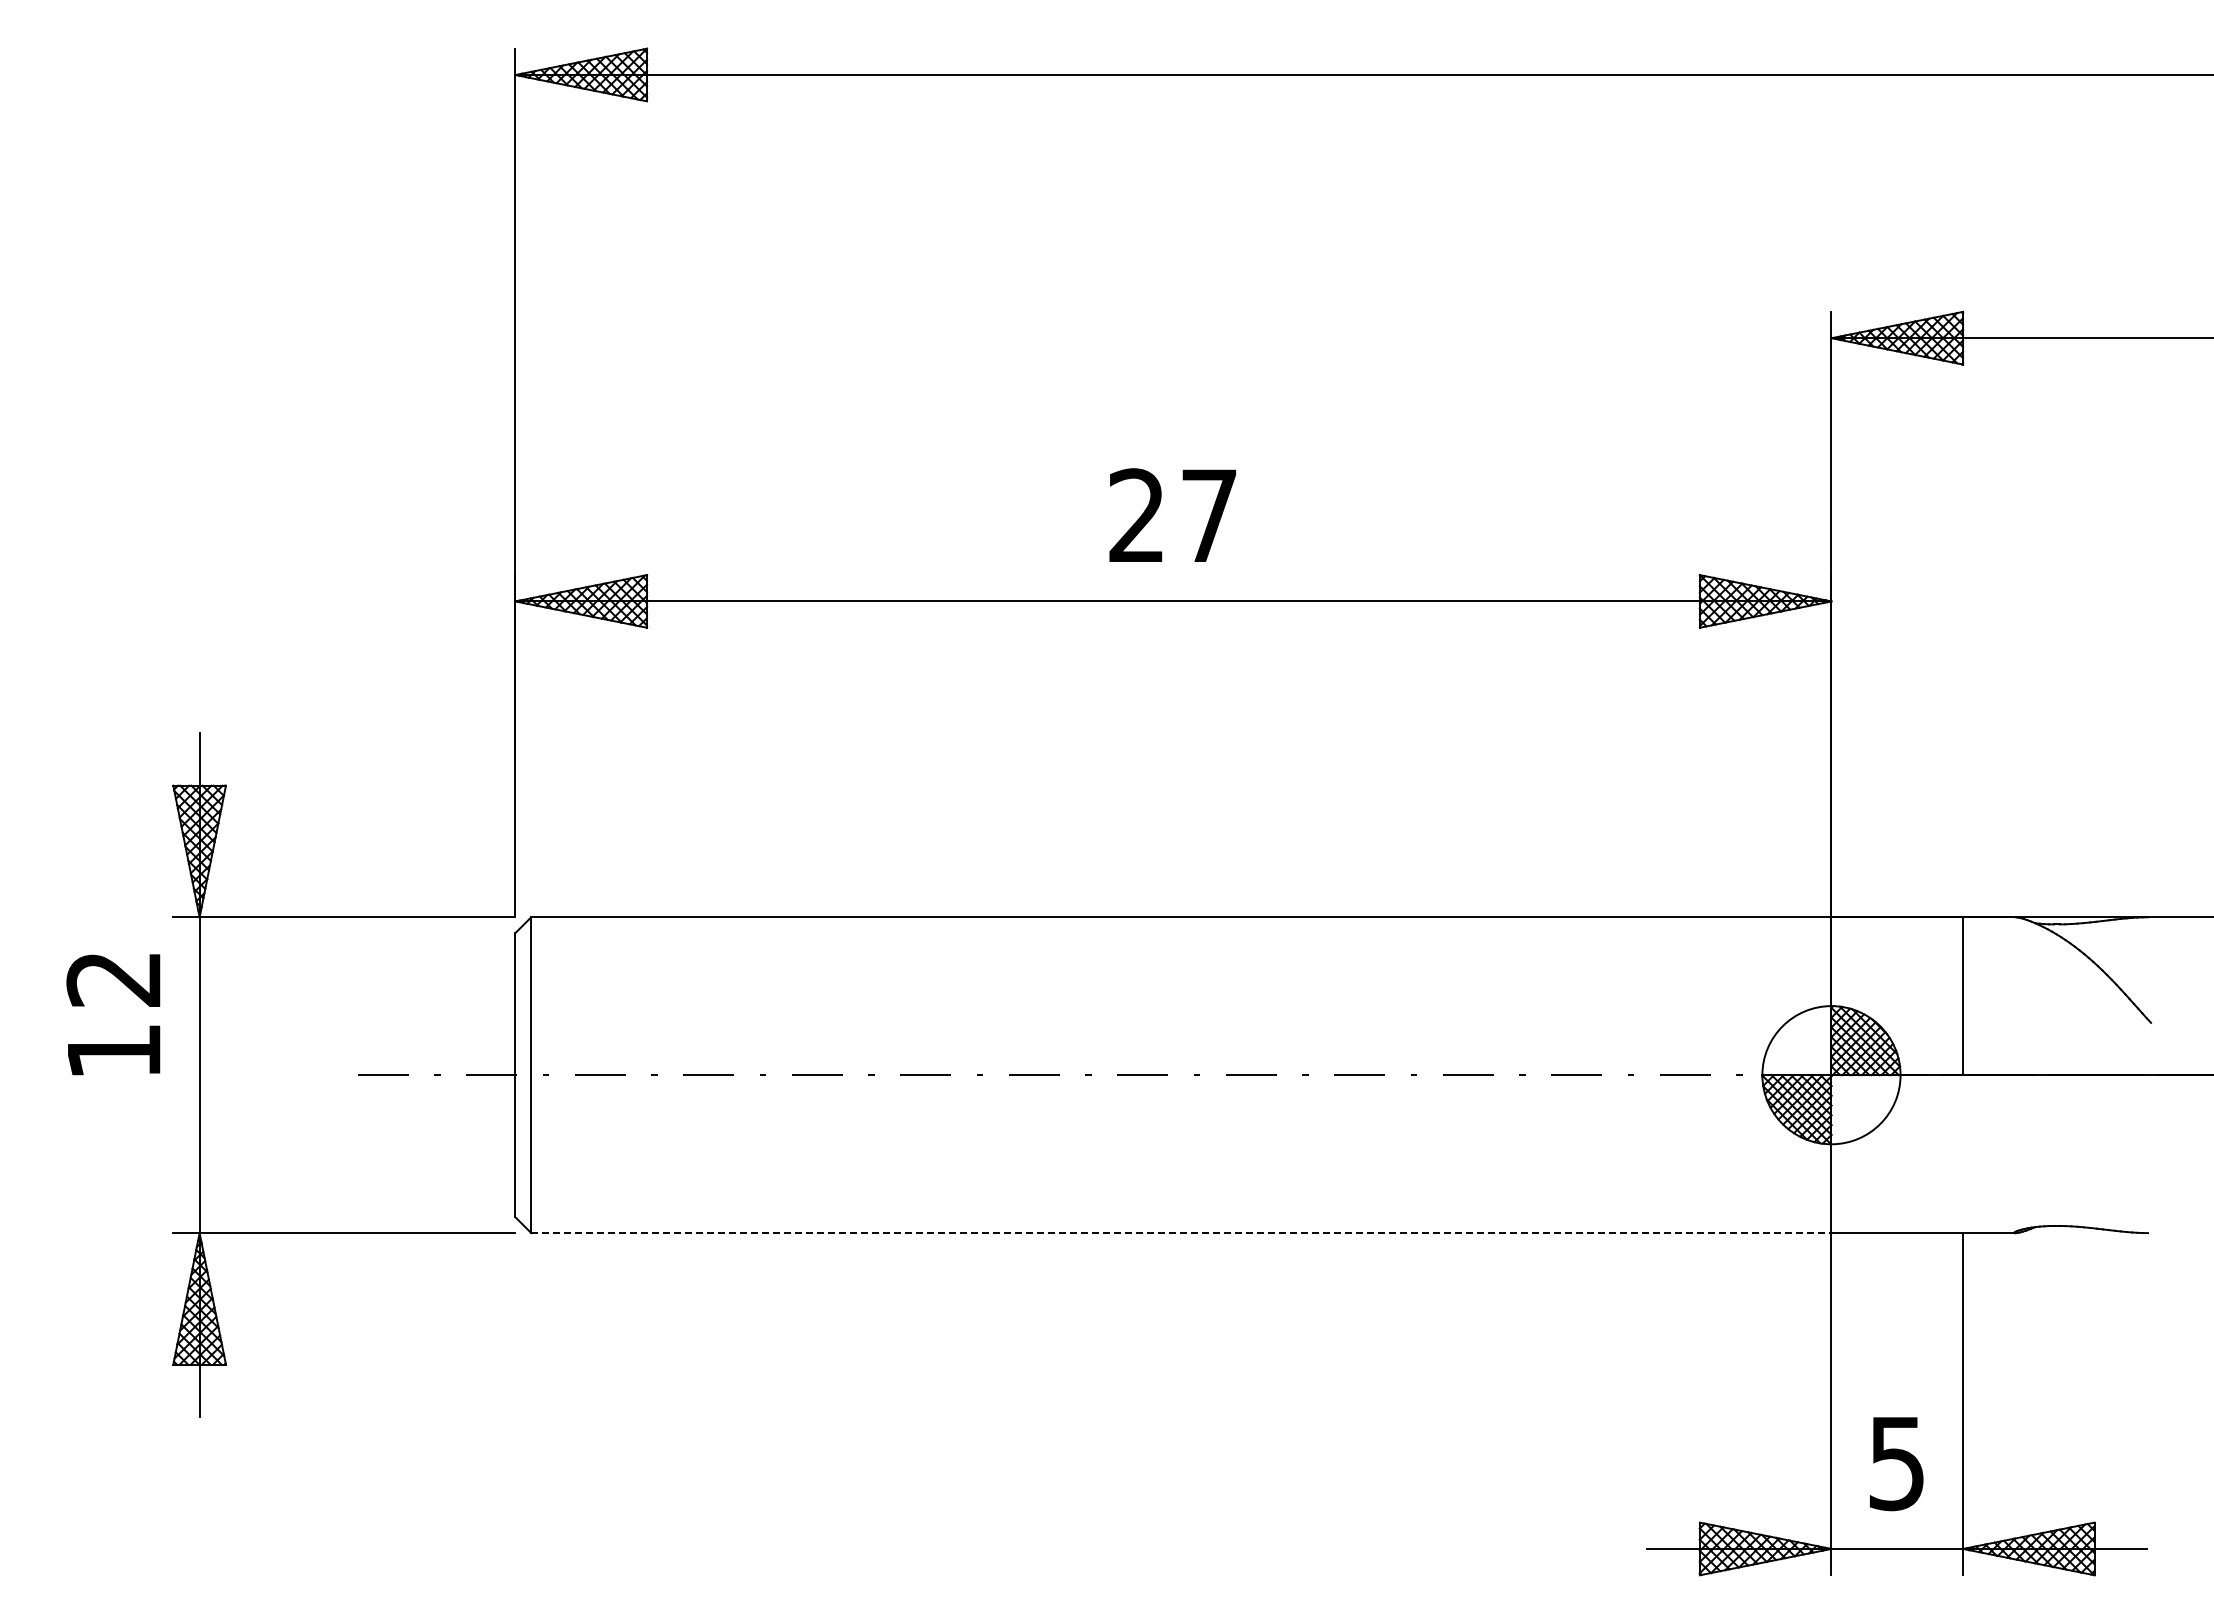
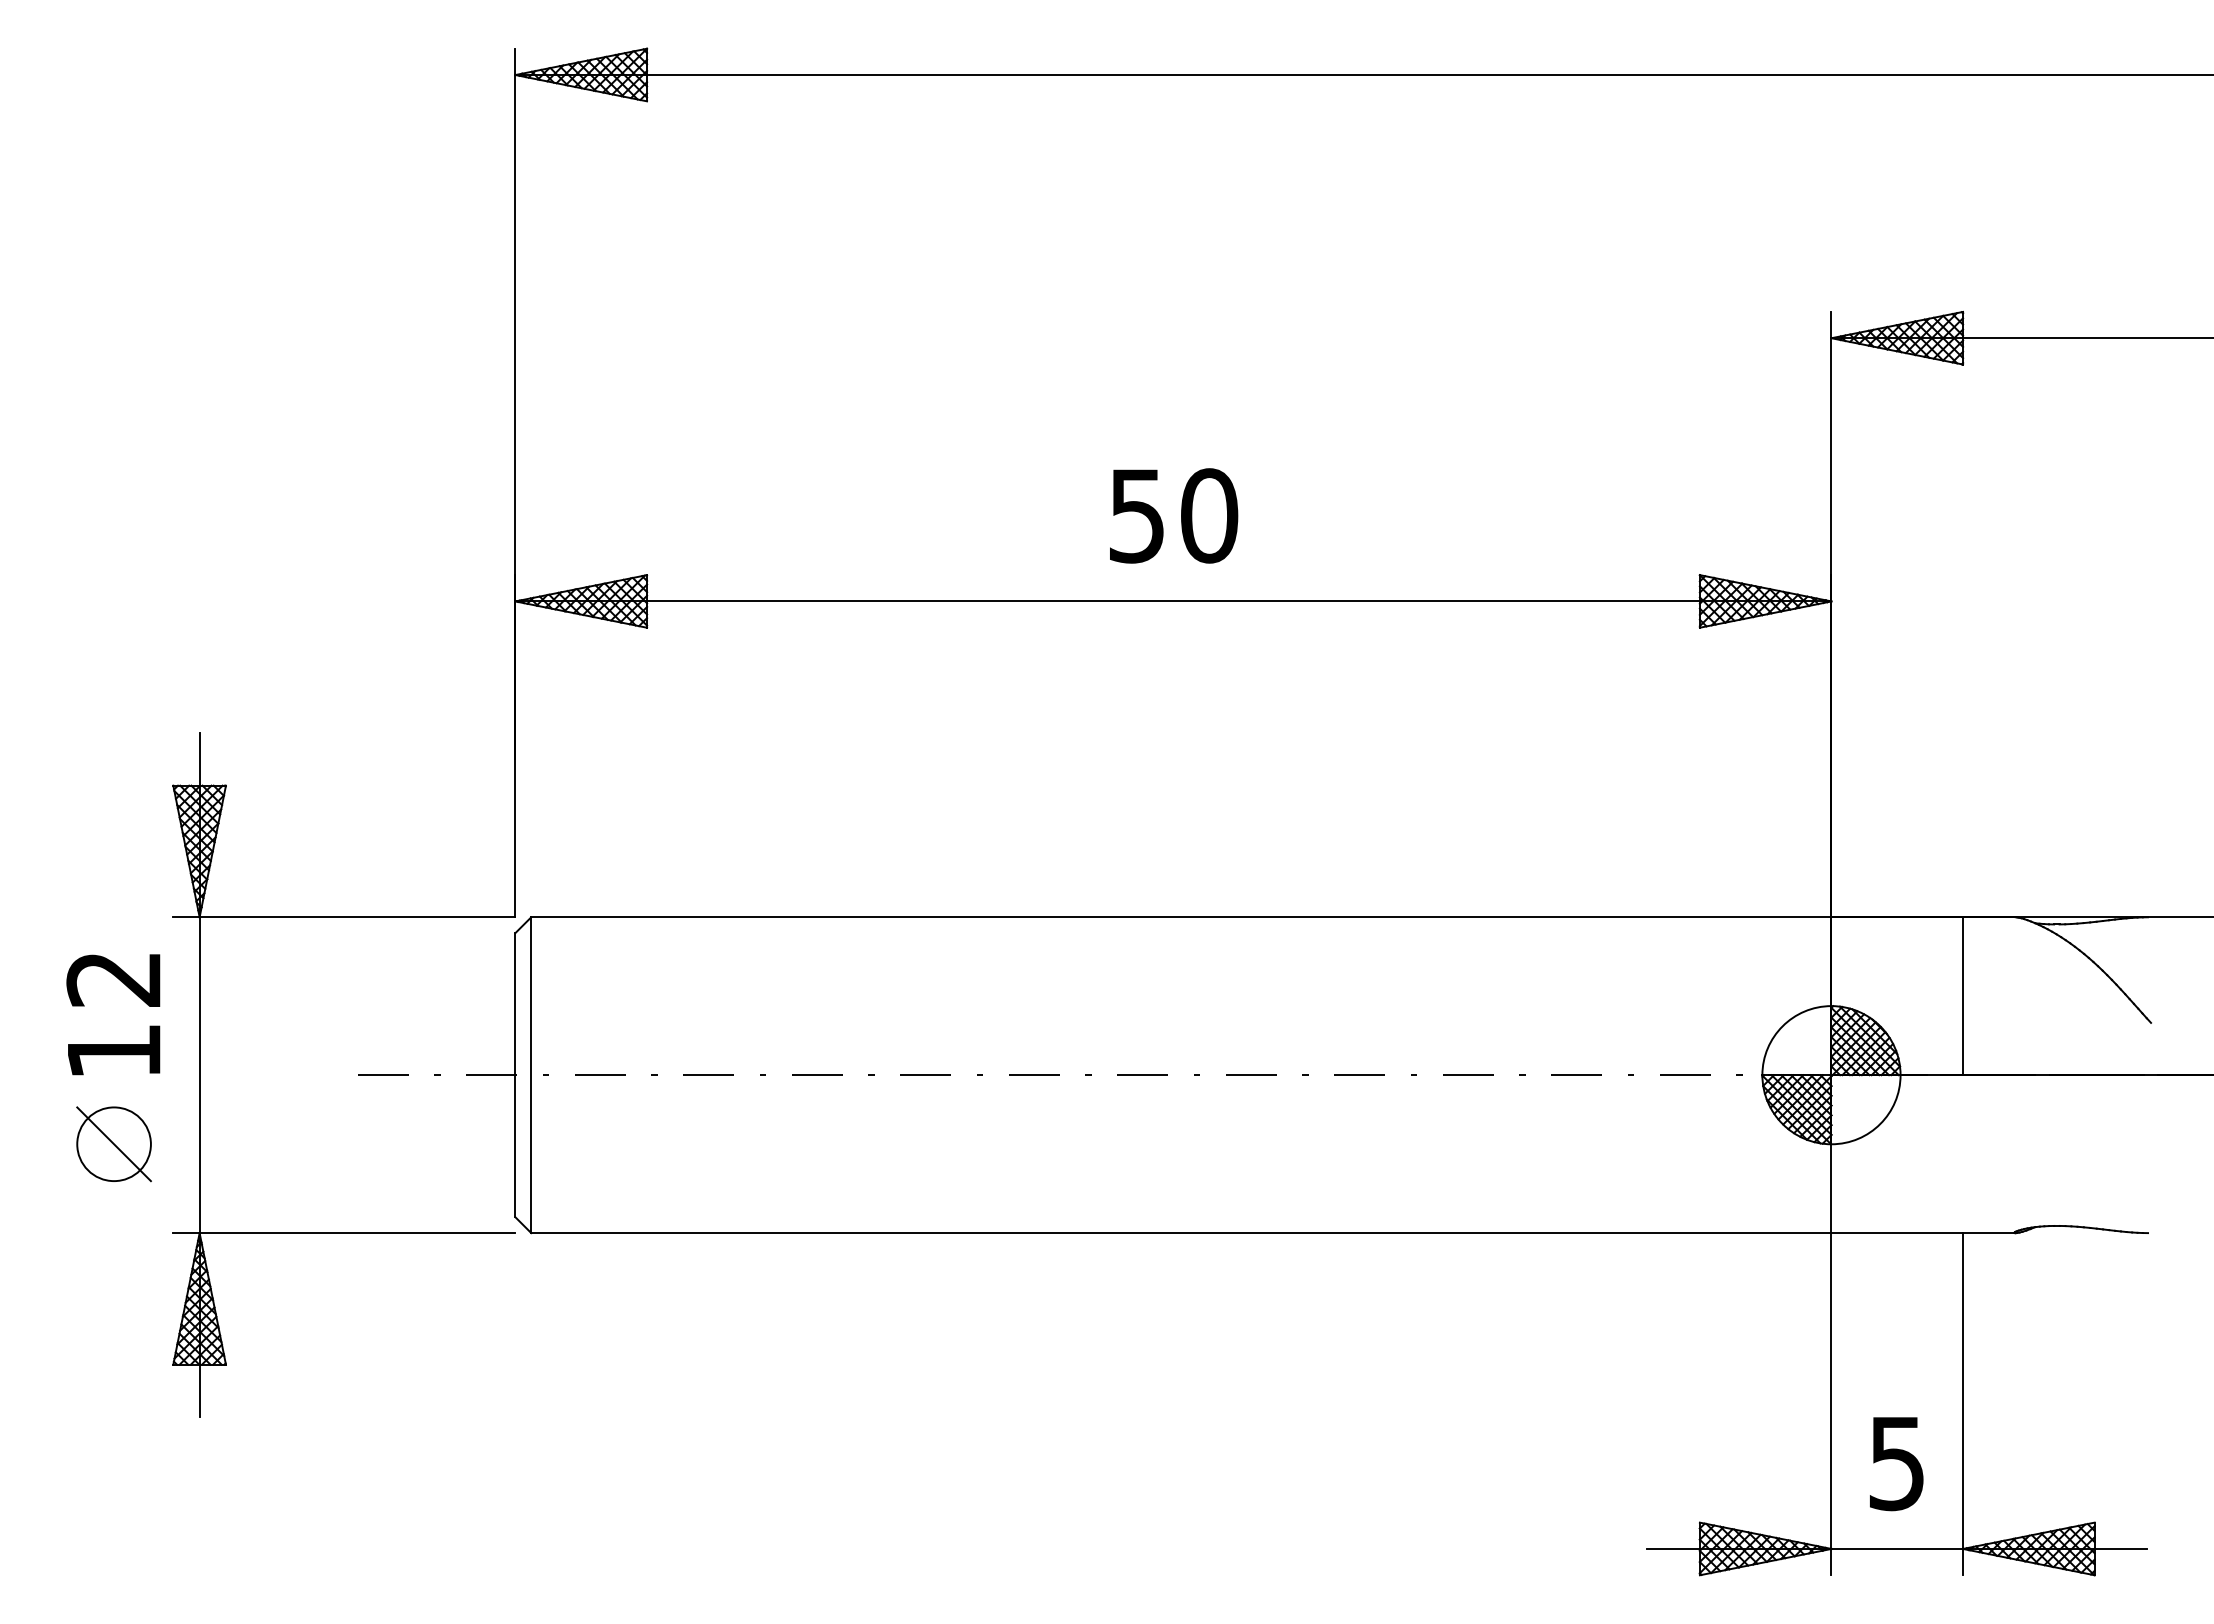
text: 27 -> 50 (1173, 515)
part: none -> present (113, 1144)
line: dashed -> solid (1181, 1233)
